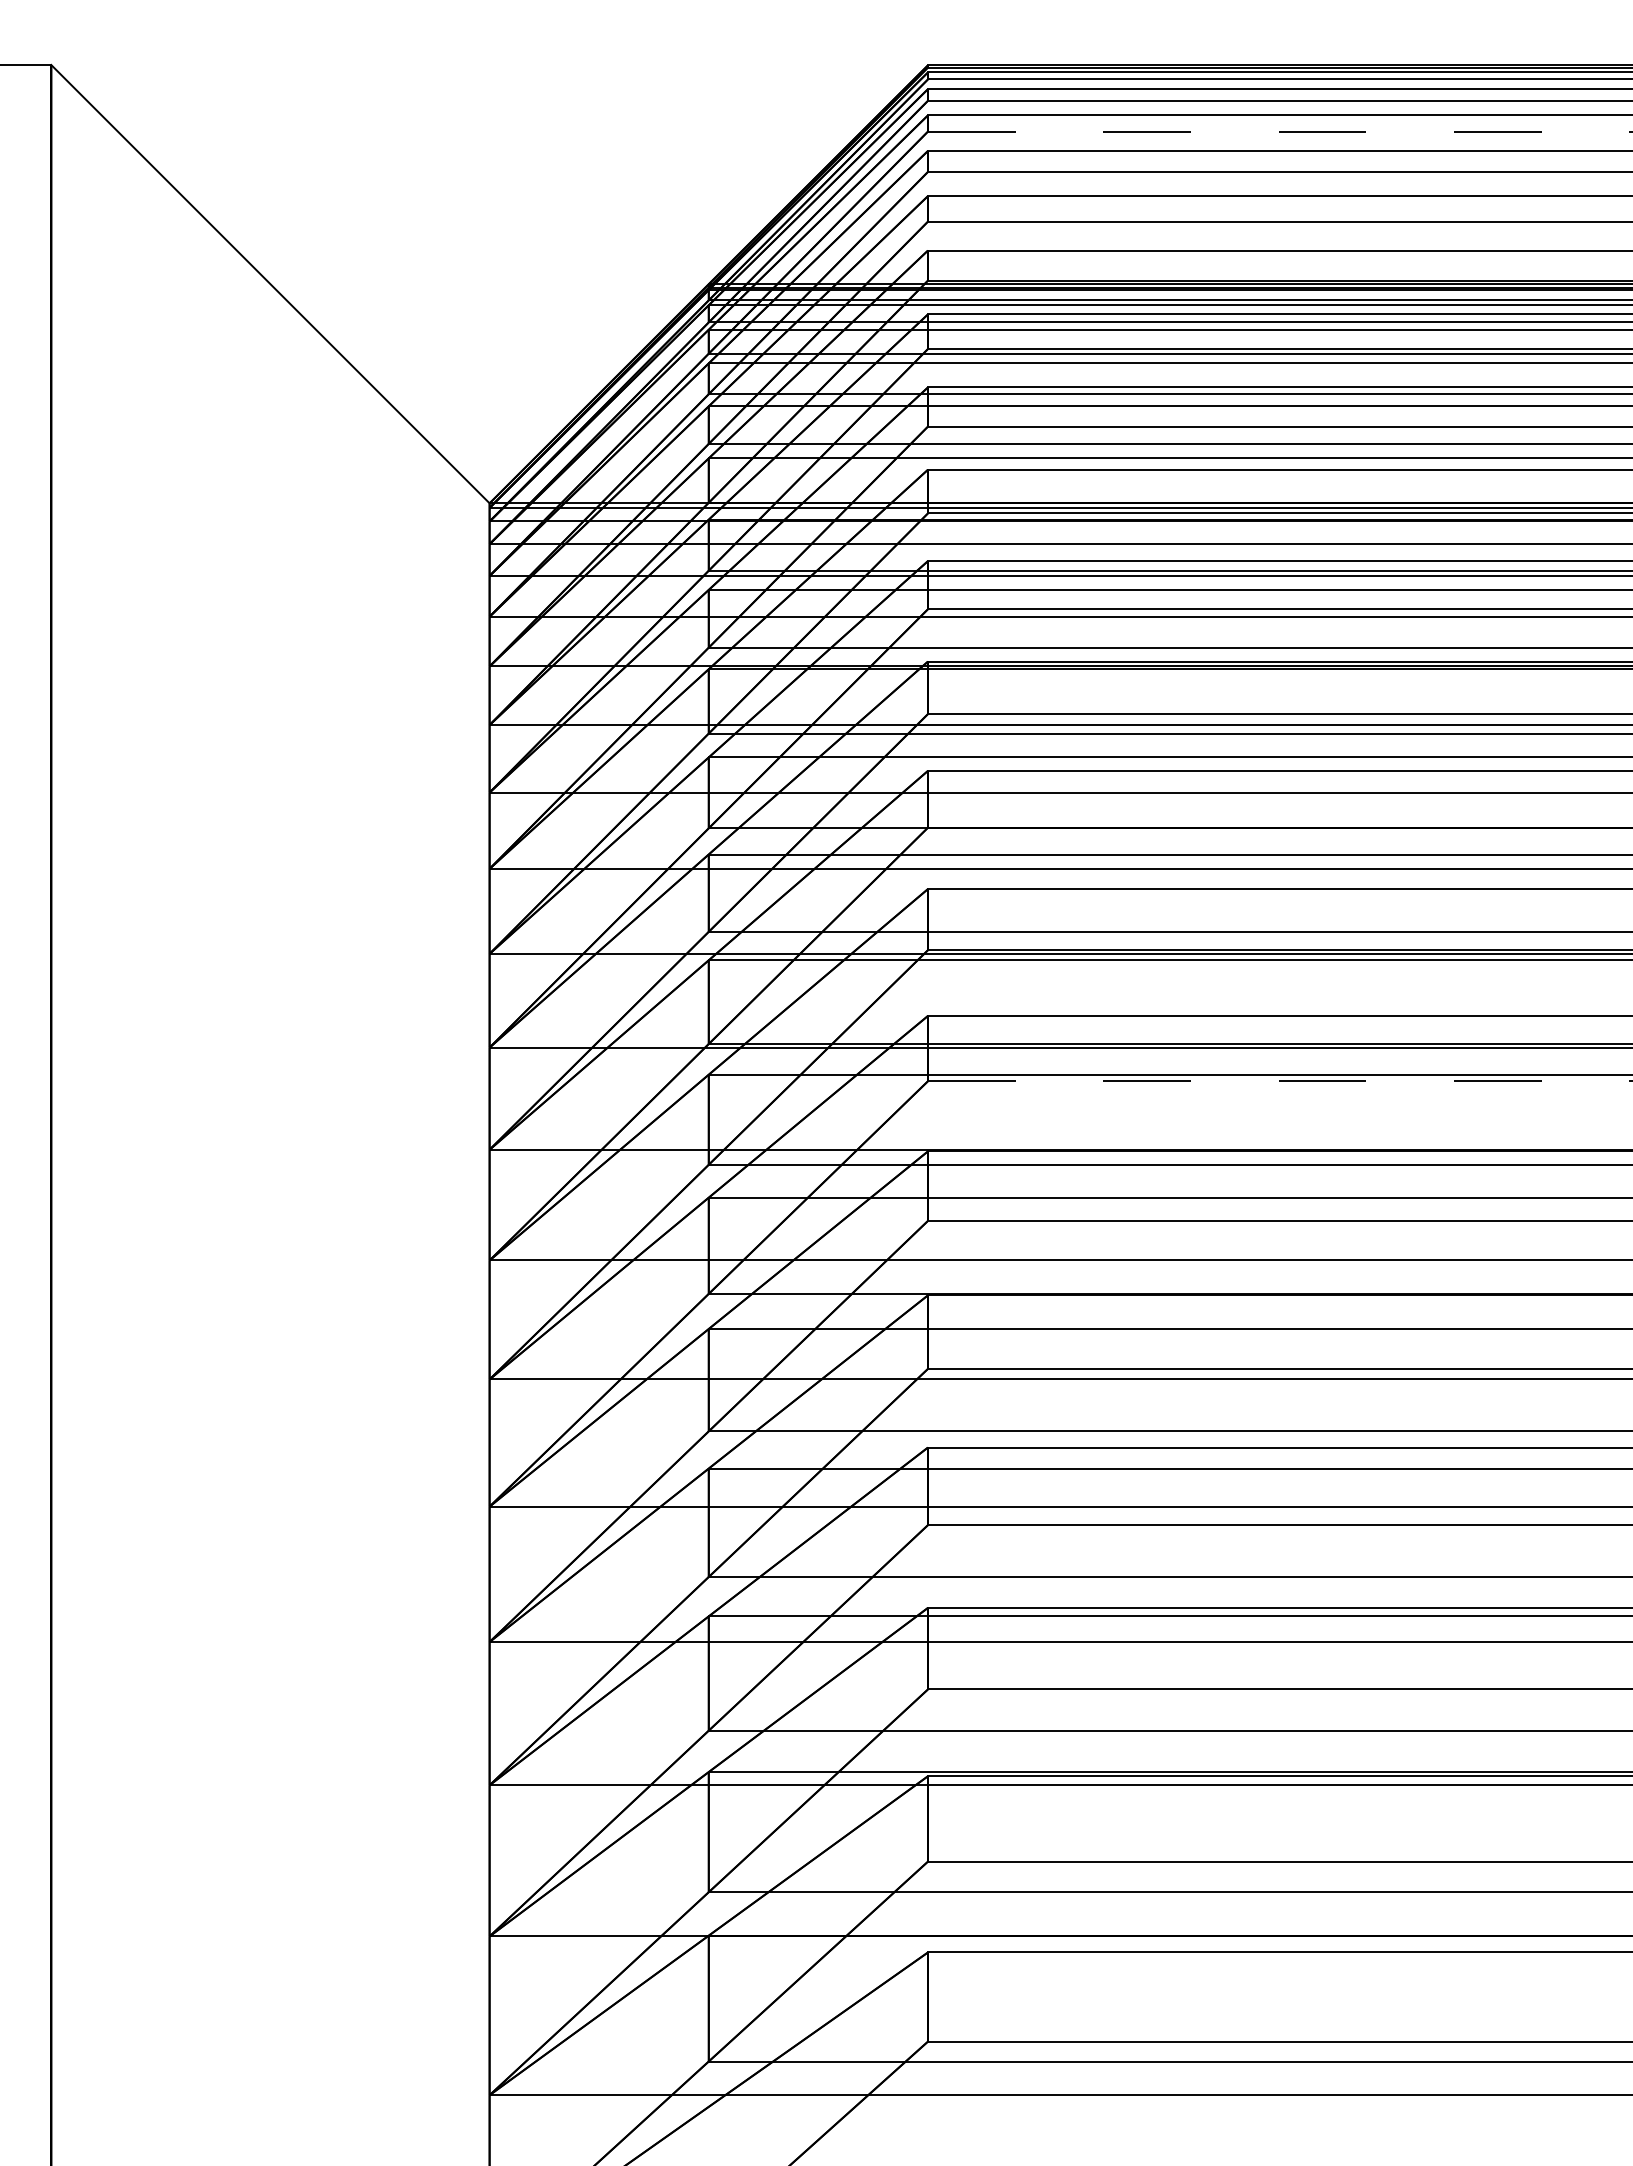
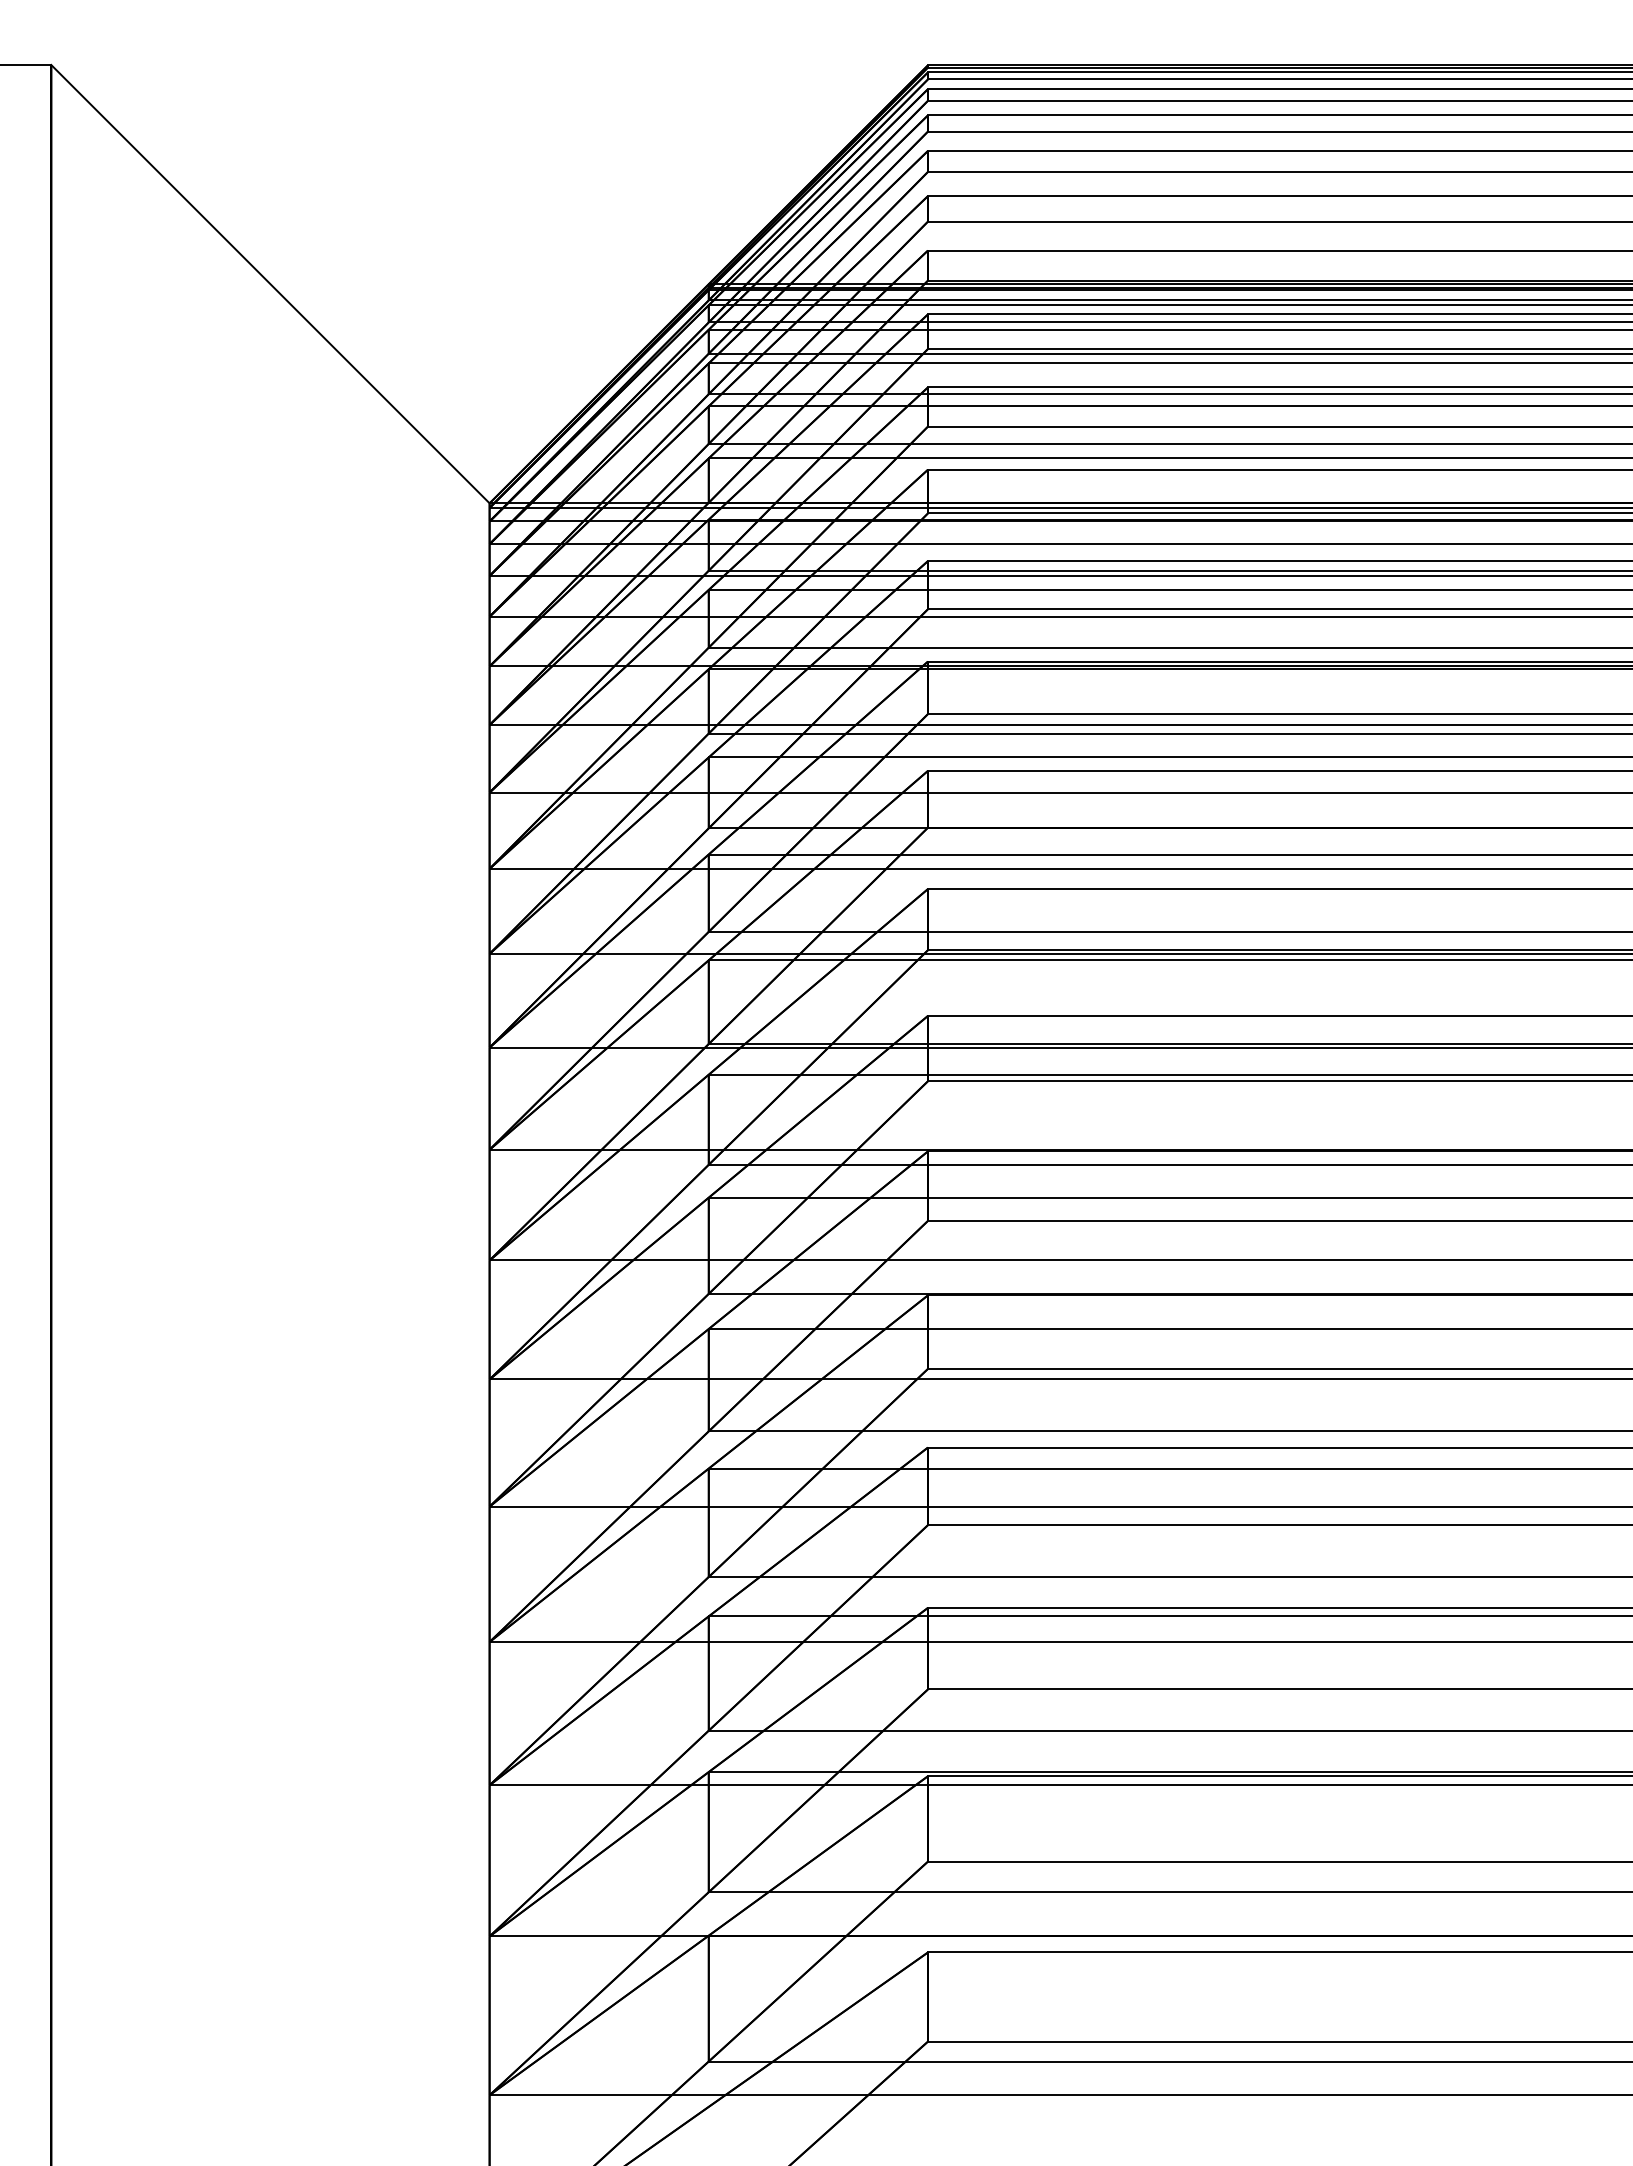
line: dashed -> solid (1279, 131)
line: dashed -> solid (1279, 1081)
